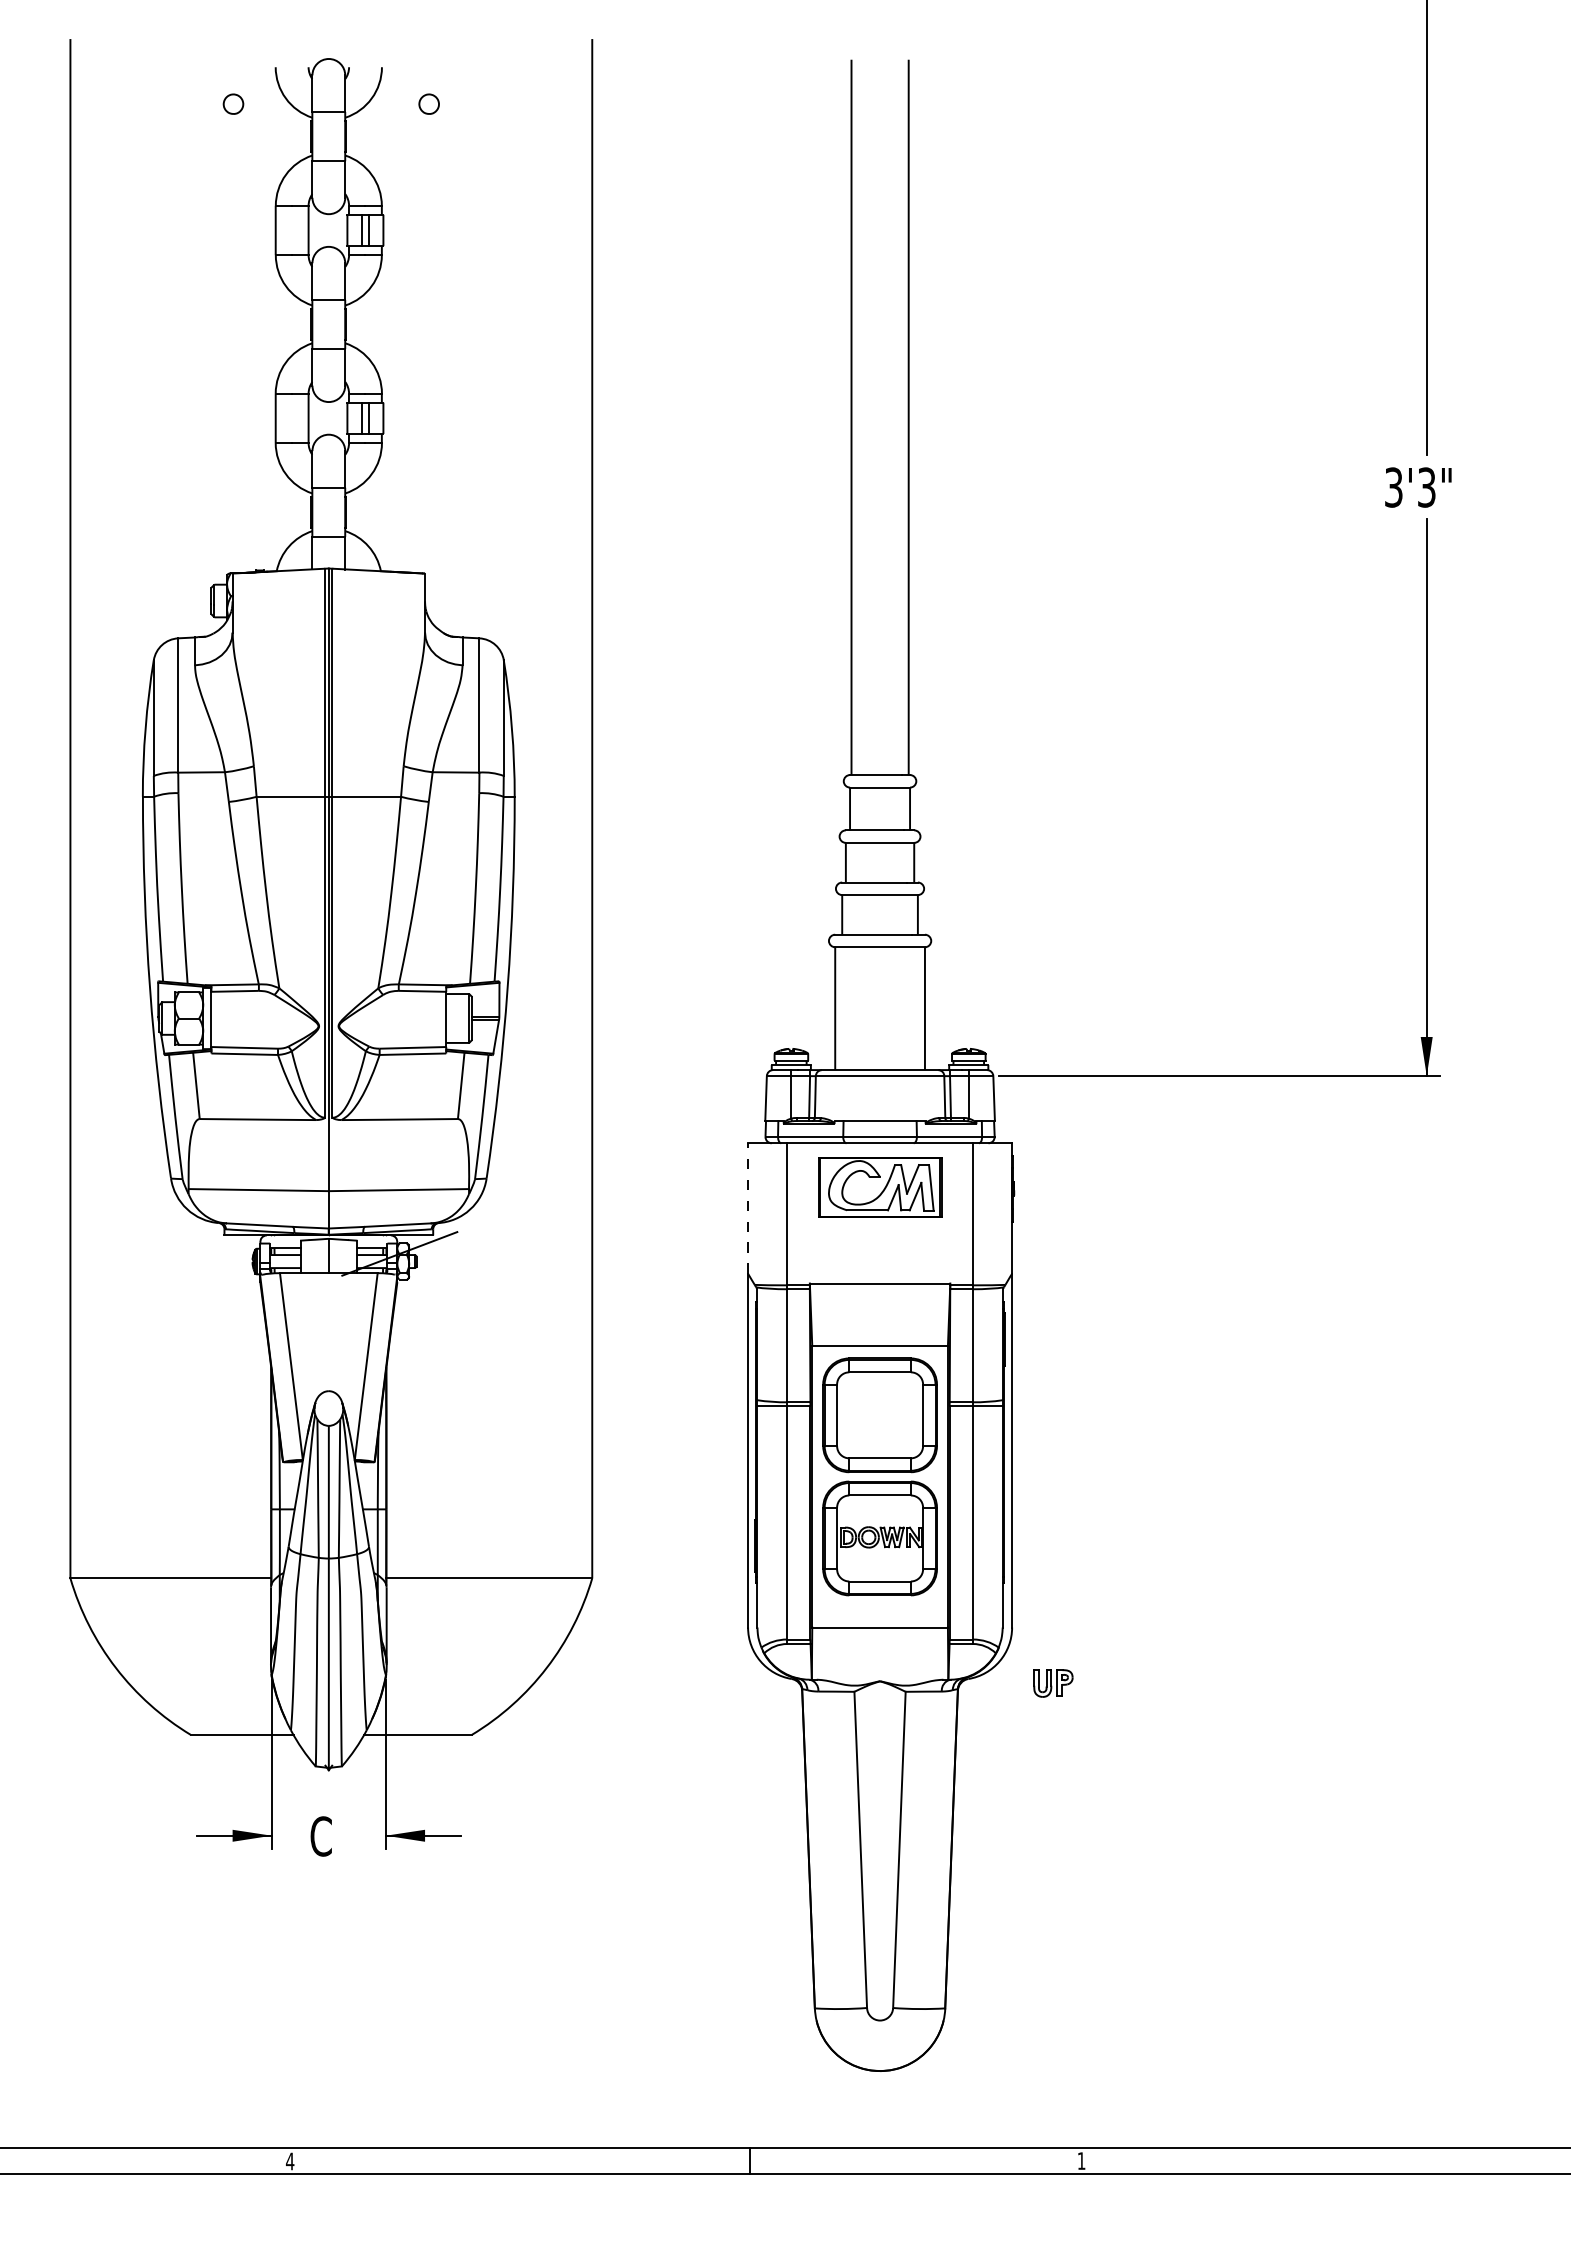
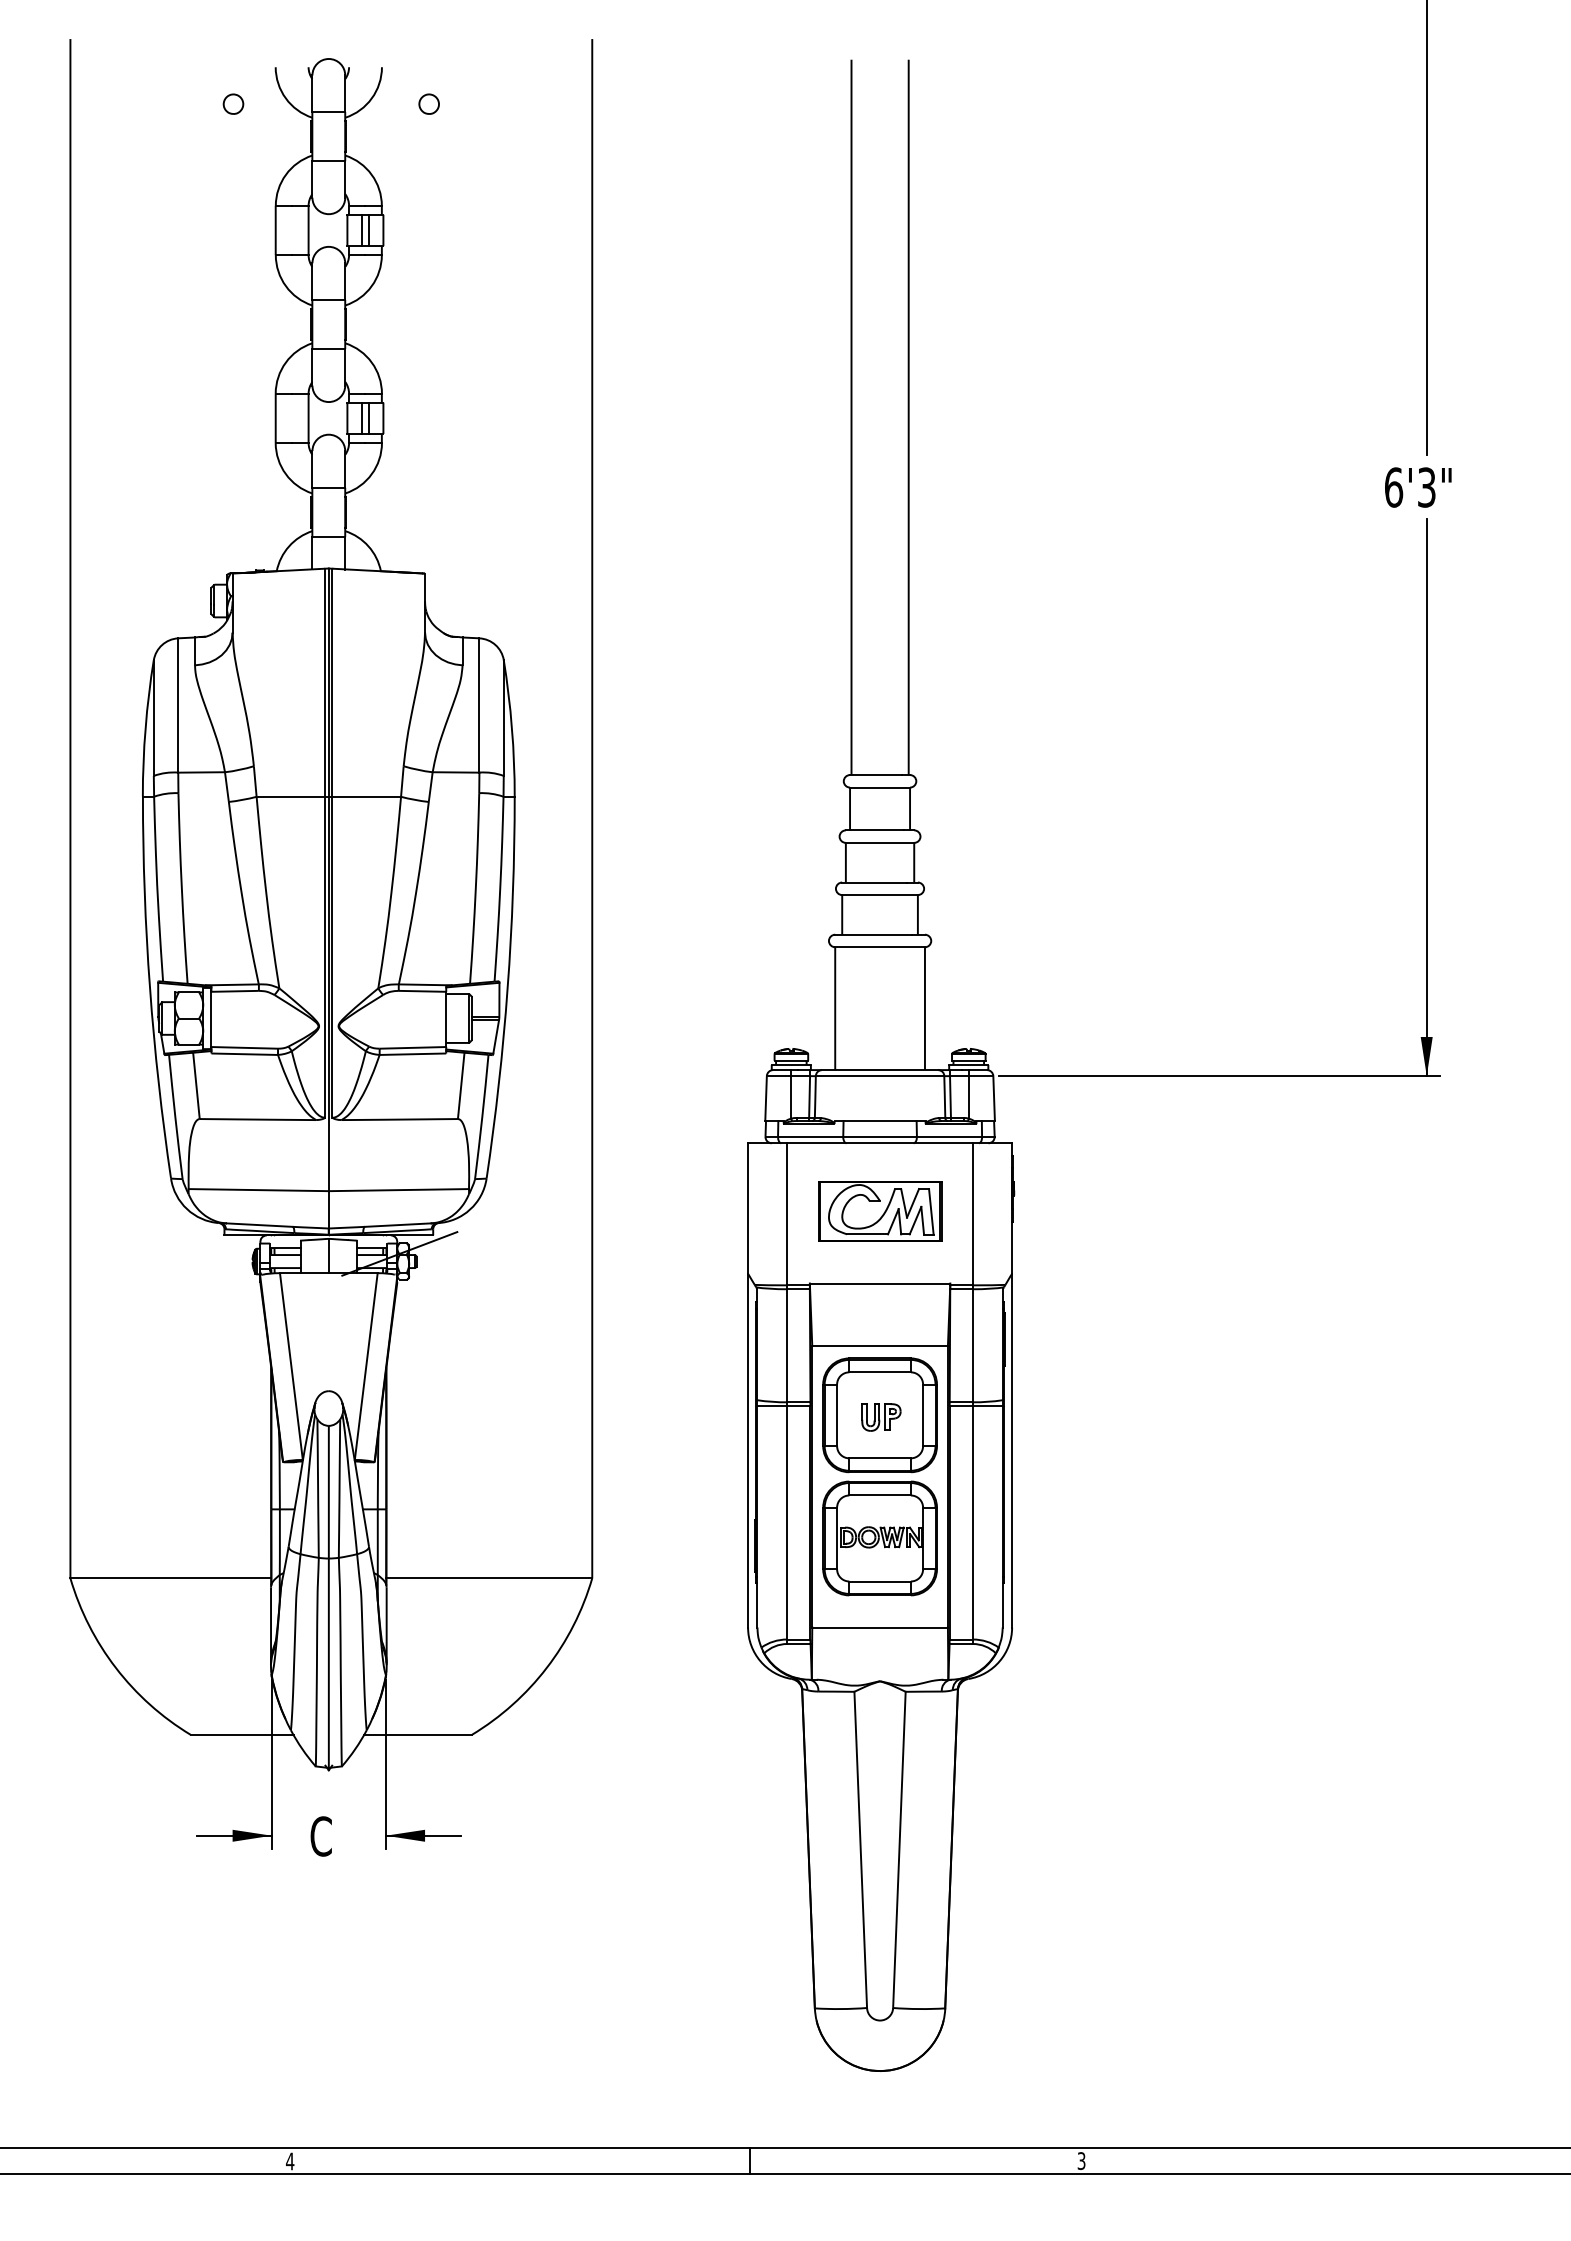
text: 3'3" -> 6'3" (1394, 487)
part position: (880, 1187) -> (880, 1211) (880, 1211)
line: dashed -> solid (748, 1207)
part position: (1053, 1683) -> (881, 1417) (881, 1417)
text: 1 -> 3 (1081, 2161)
